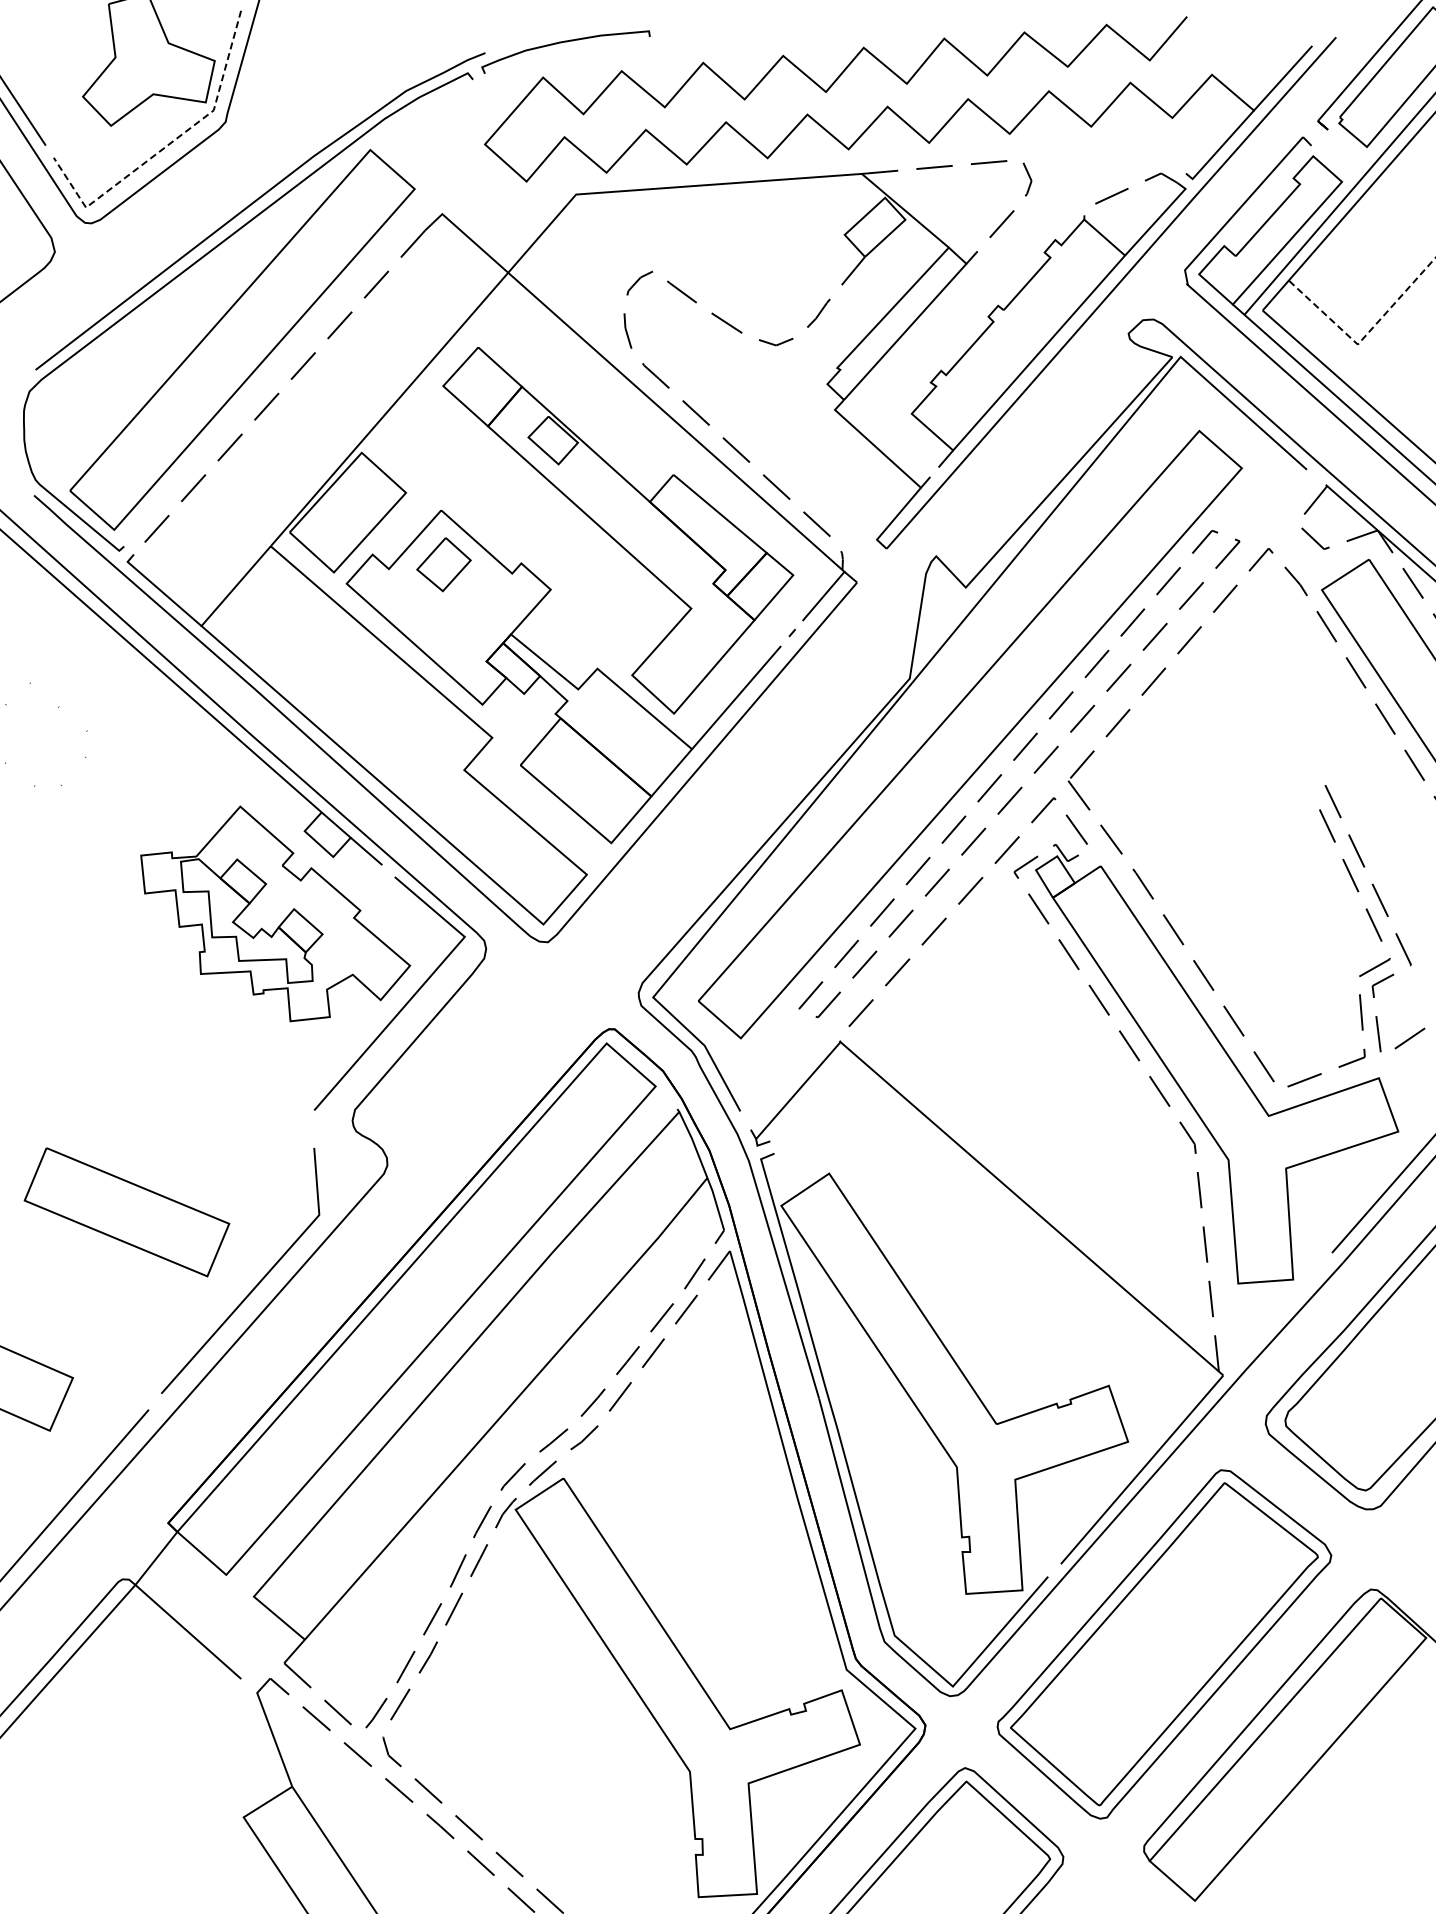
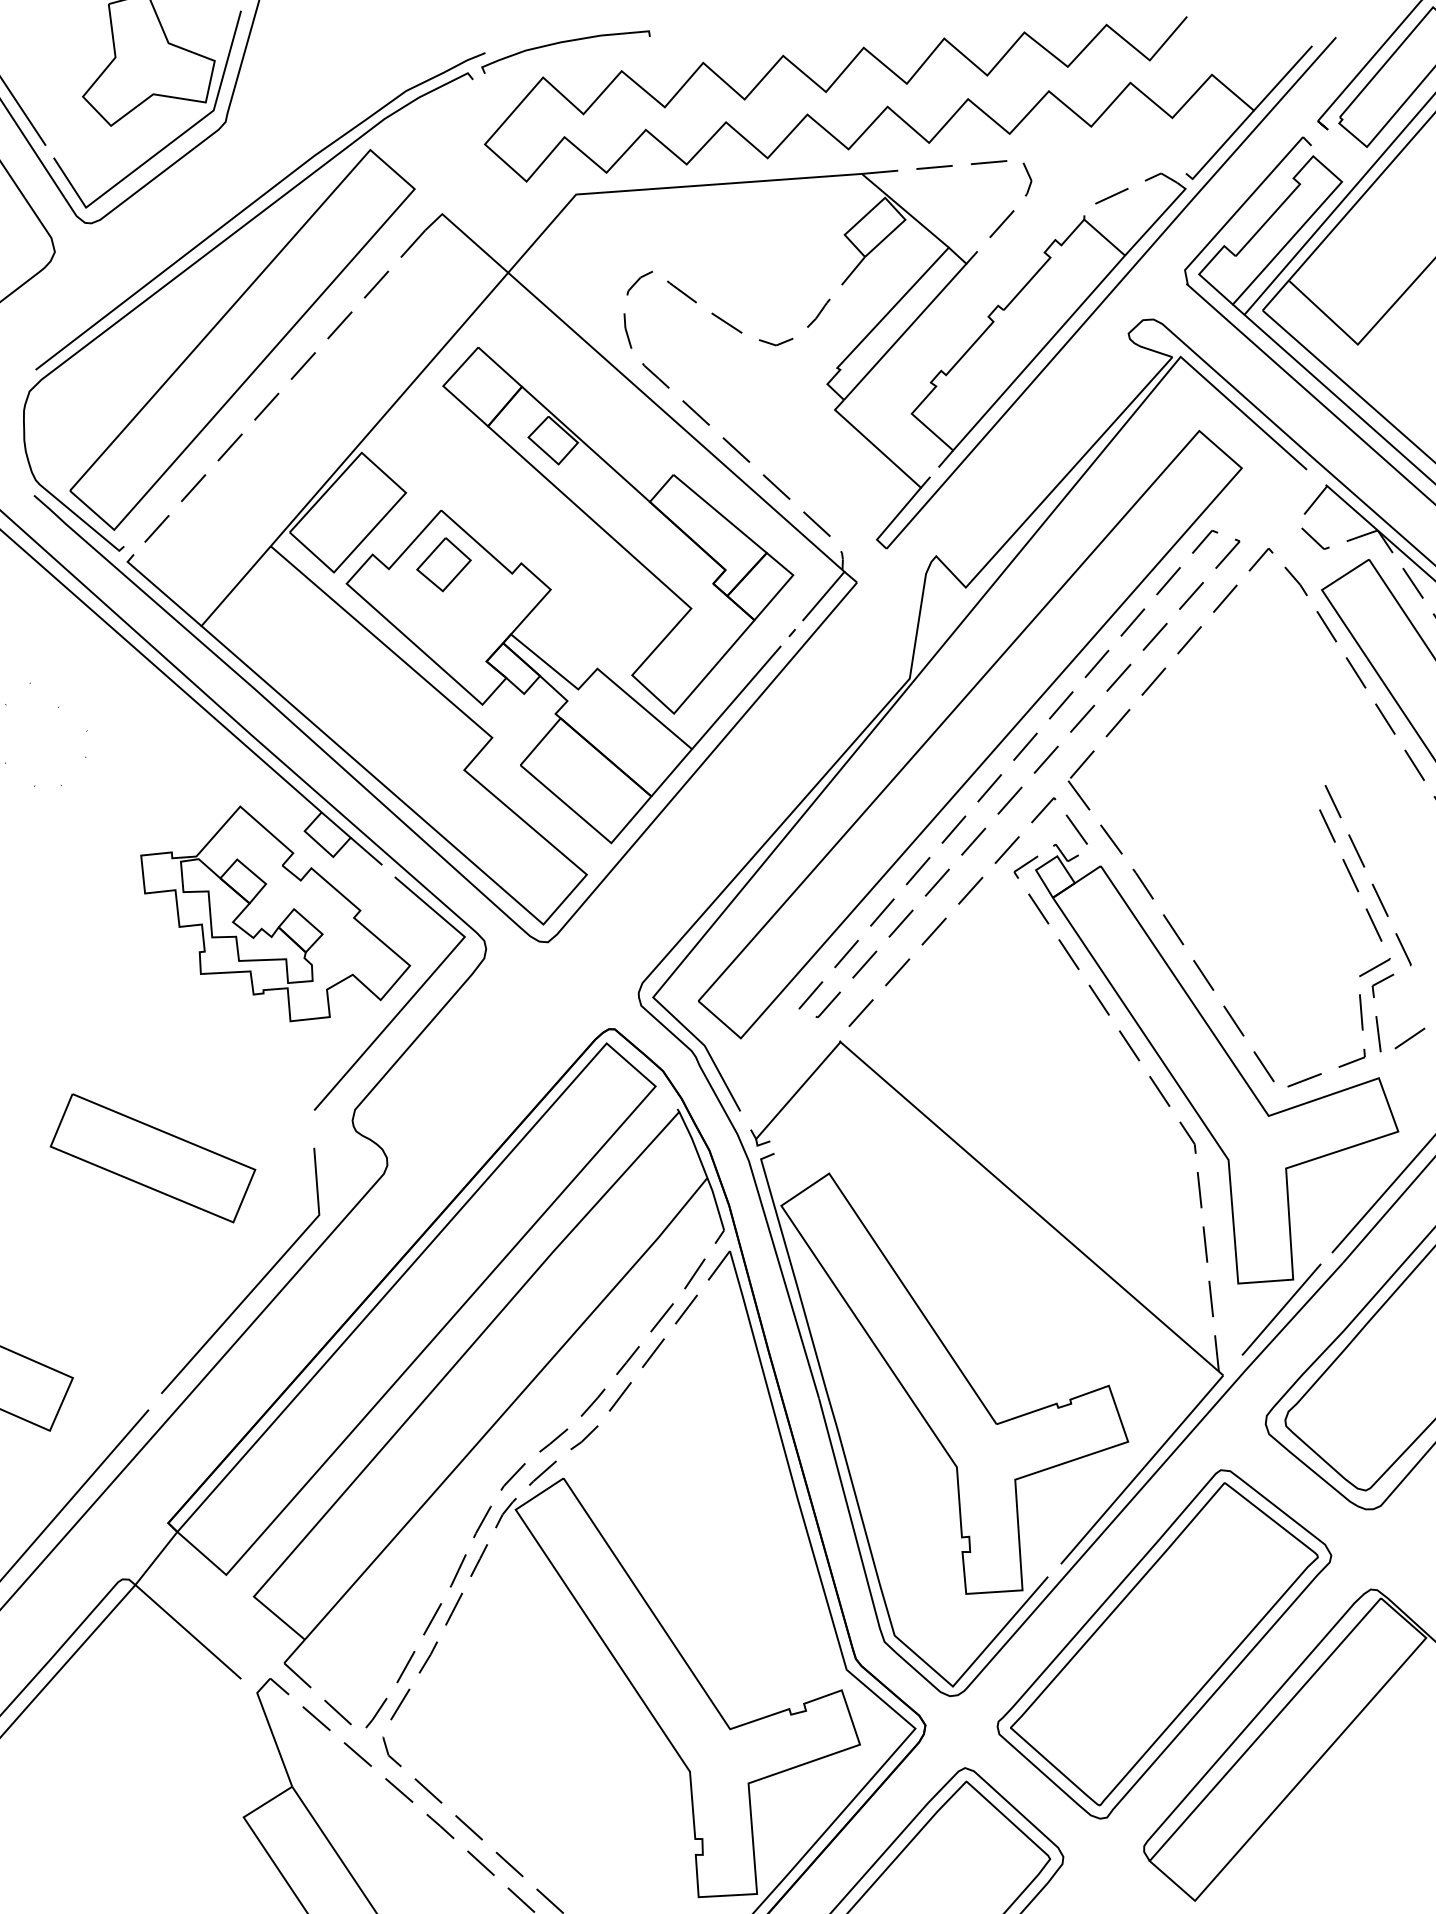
line: dashed -> solid (166, 146)
line: dashed -> solid (1365, 336)
part position: (126, 1212) -> (152, 1158) (152, 1158)
line: none -> present (1281, 1309)
